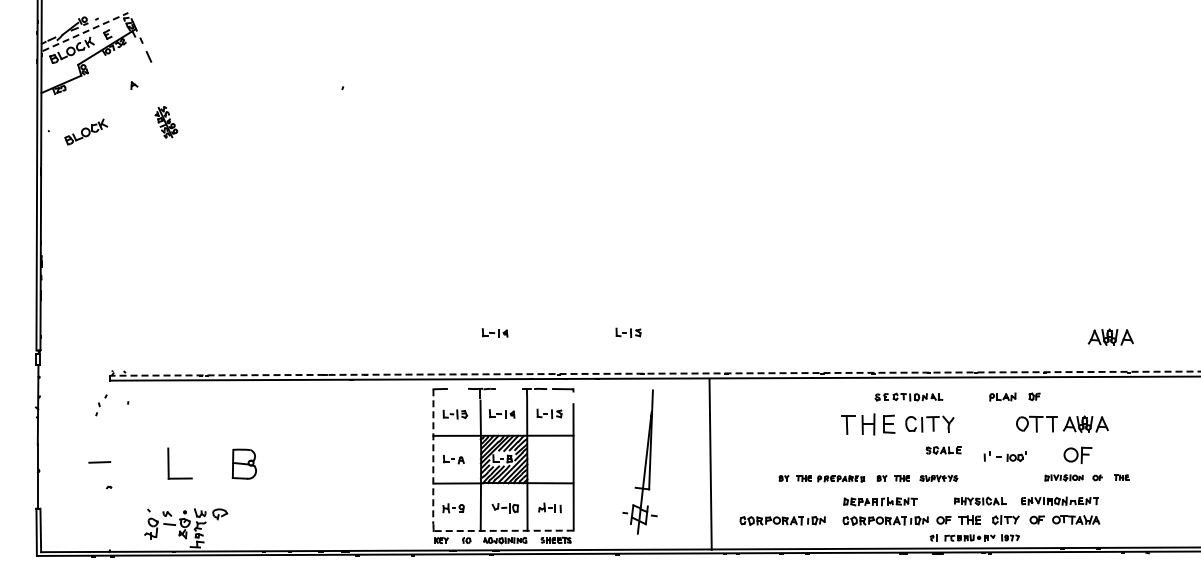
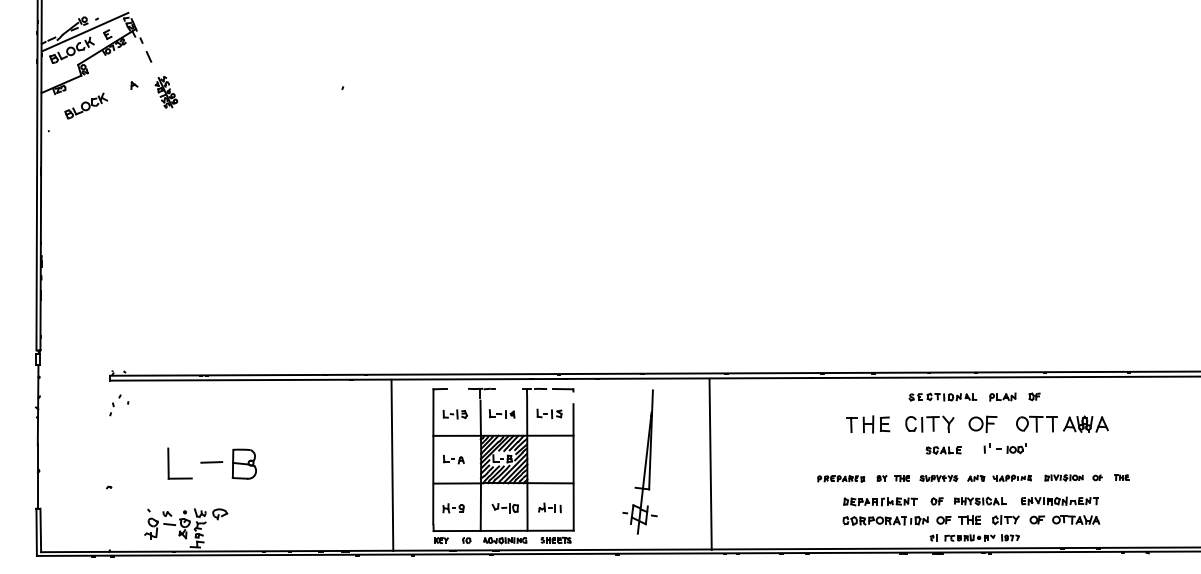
line: dashed -> solid (85, 32)
part position: (166, 122) -> (166, 92) (166, 92)
part position: (86, 131) -> (86, 105) (86, 105)
part: present -> none (495, 332)
part: present -> none (628, 332)
part: present -> none (1110, 336)
line: dashed -> solid (654, 373)
part position: (908, 396) -> (942, 396) (942, 396)
part position: (101, 405) -> (115, 405) (115, 405)
part size: 55x23 px -> 45x19 px (868, 424)
part position: (1077, 454) -> (982, 423) (982, 423)
part position: (1004, 456) -> (1004, 448) (1004, 448)
line: dashed -> solid (433, 457)
line position: (99, 462) -> (211, 462) (211, 462)
line: none -> present (392, 465)
part: none -> present (999, 477)
part: present -> none (794, 478)
part: none -> present (936, 501)
part: present -> none (782, 520)
line: dashed -> solid (503, 530)
